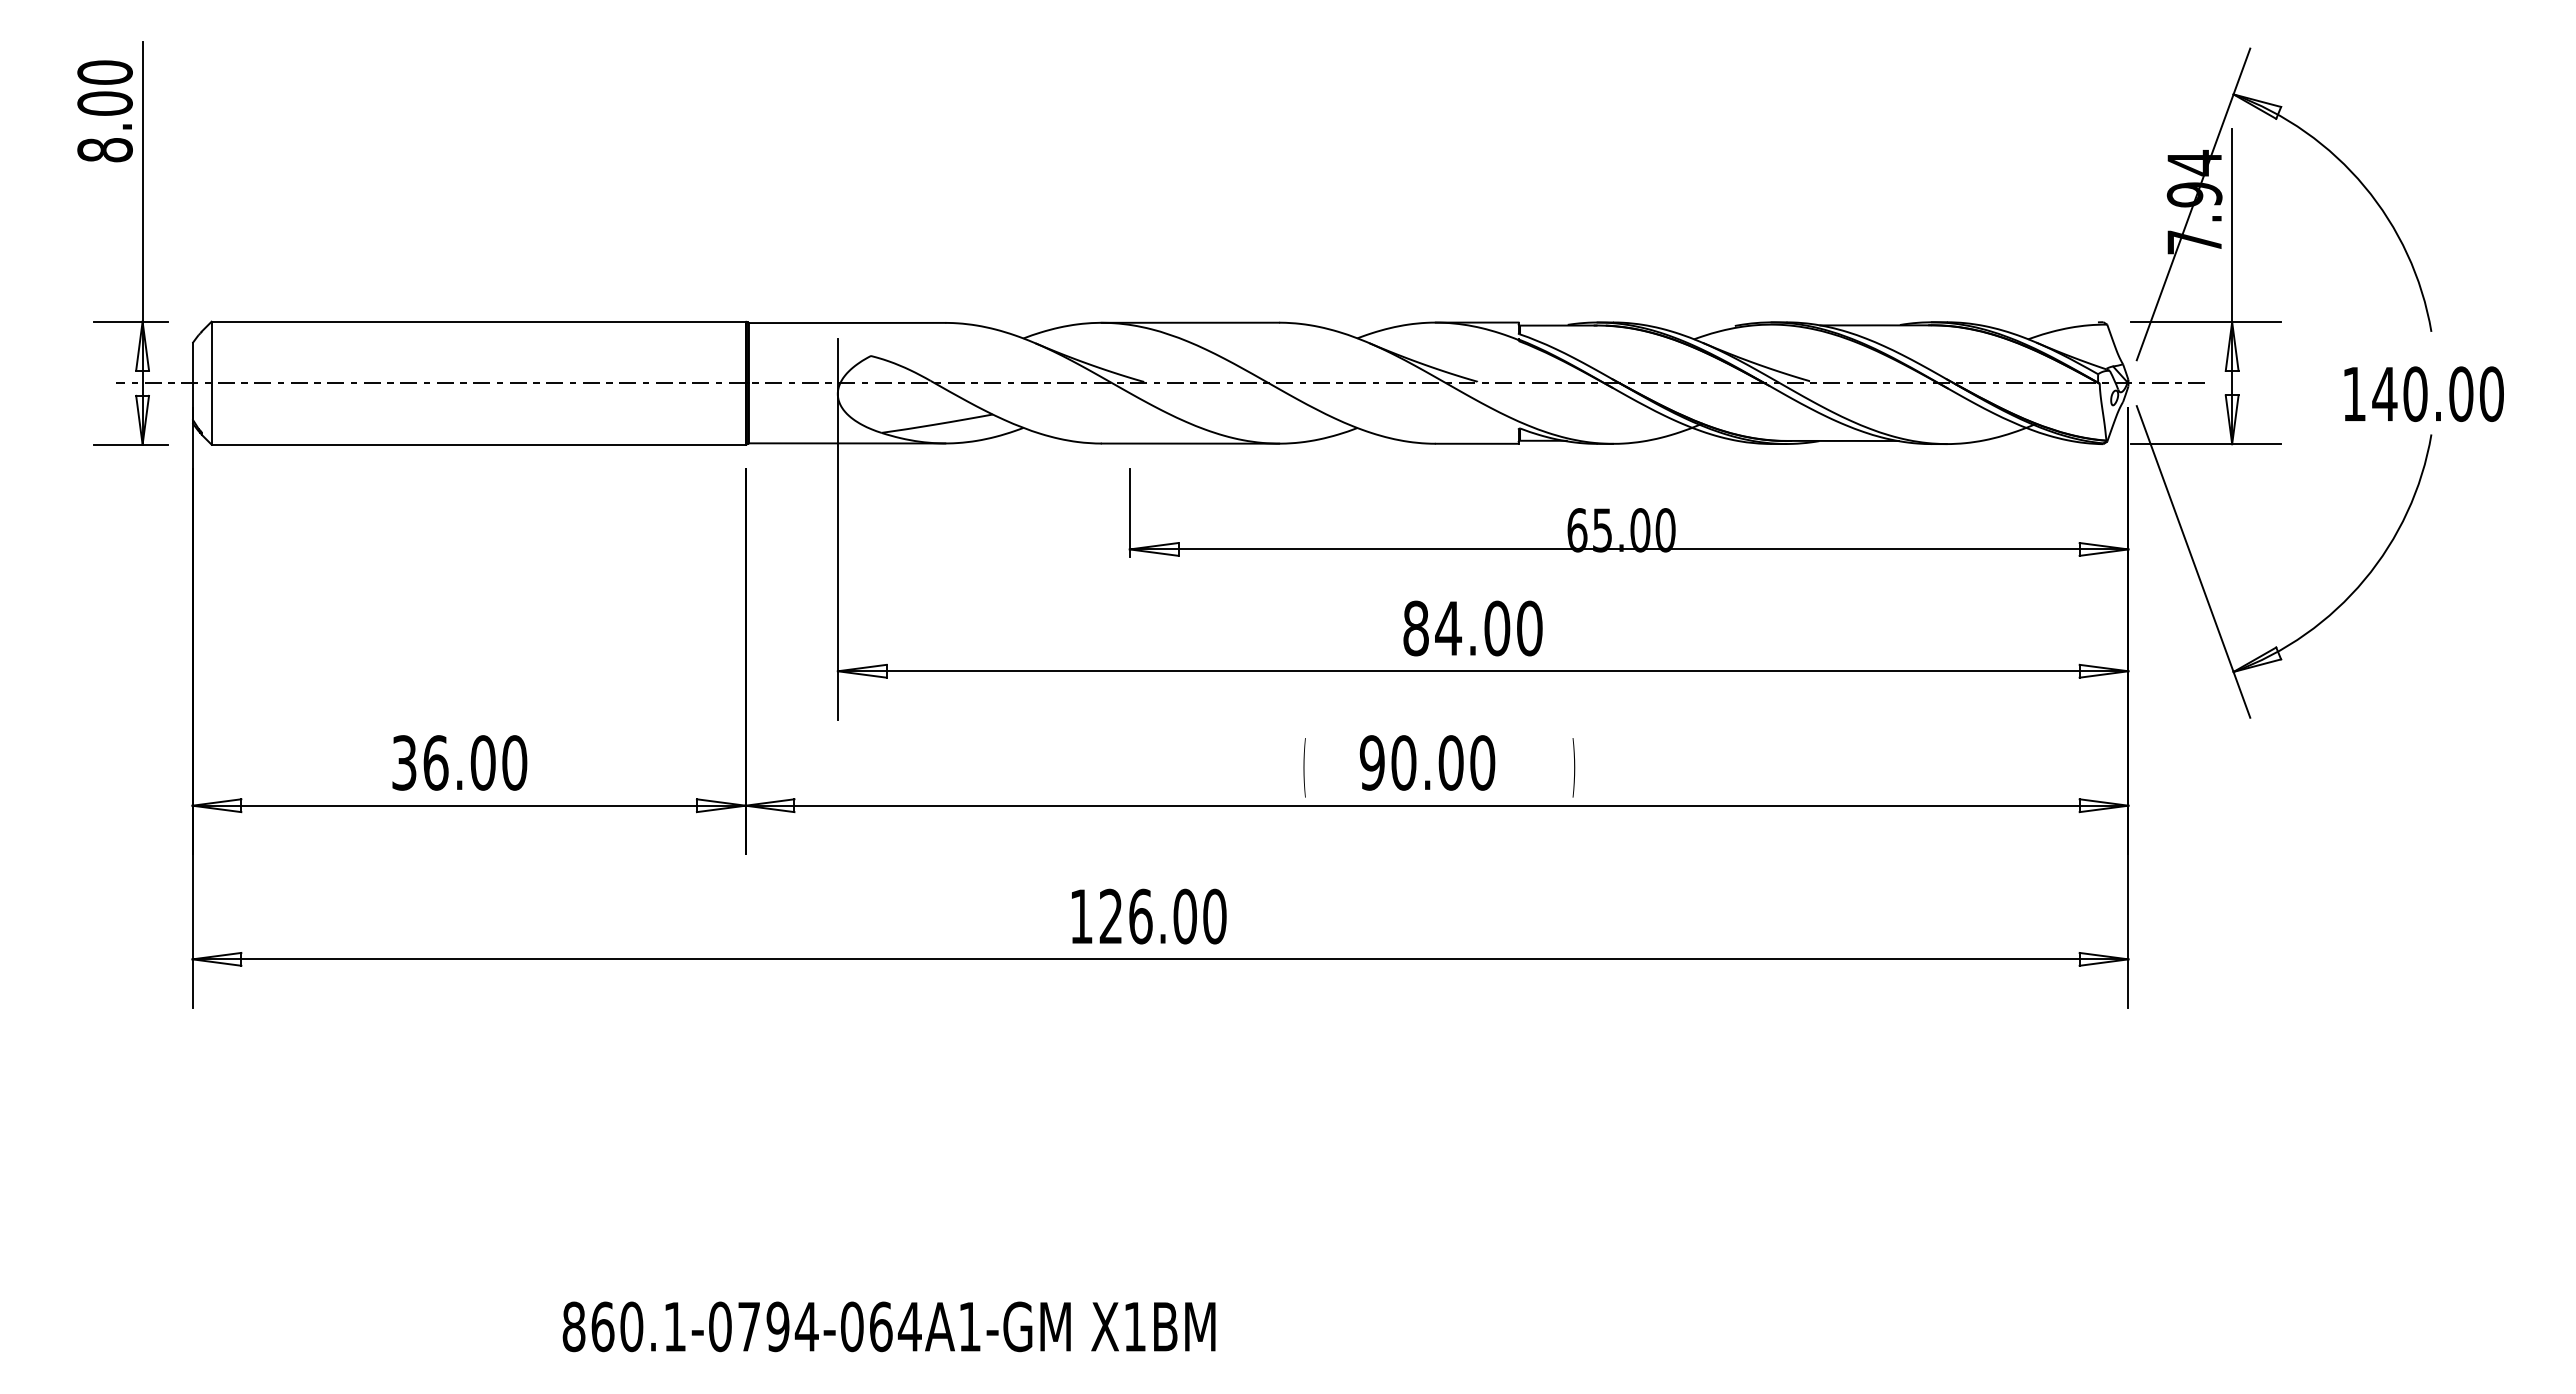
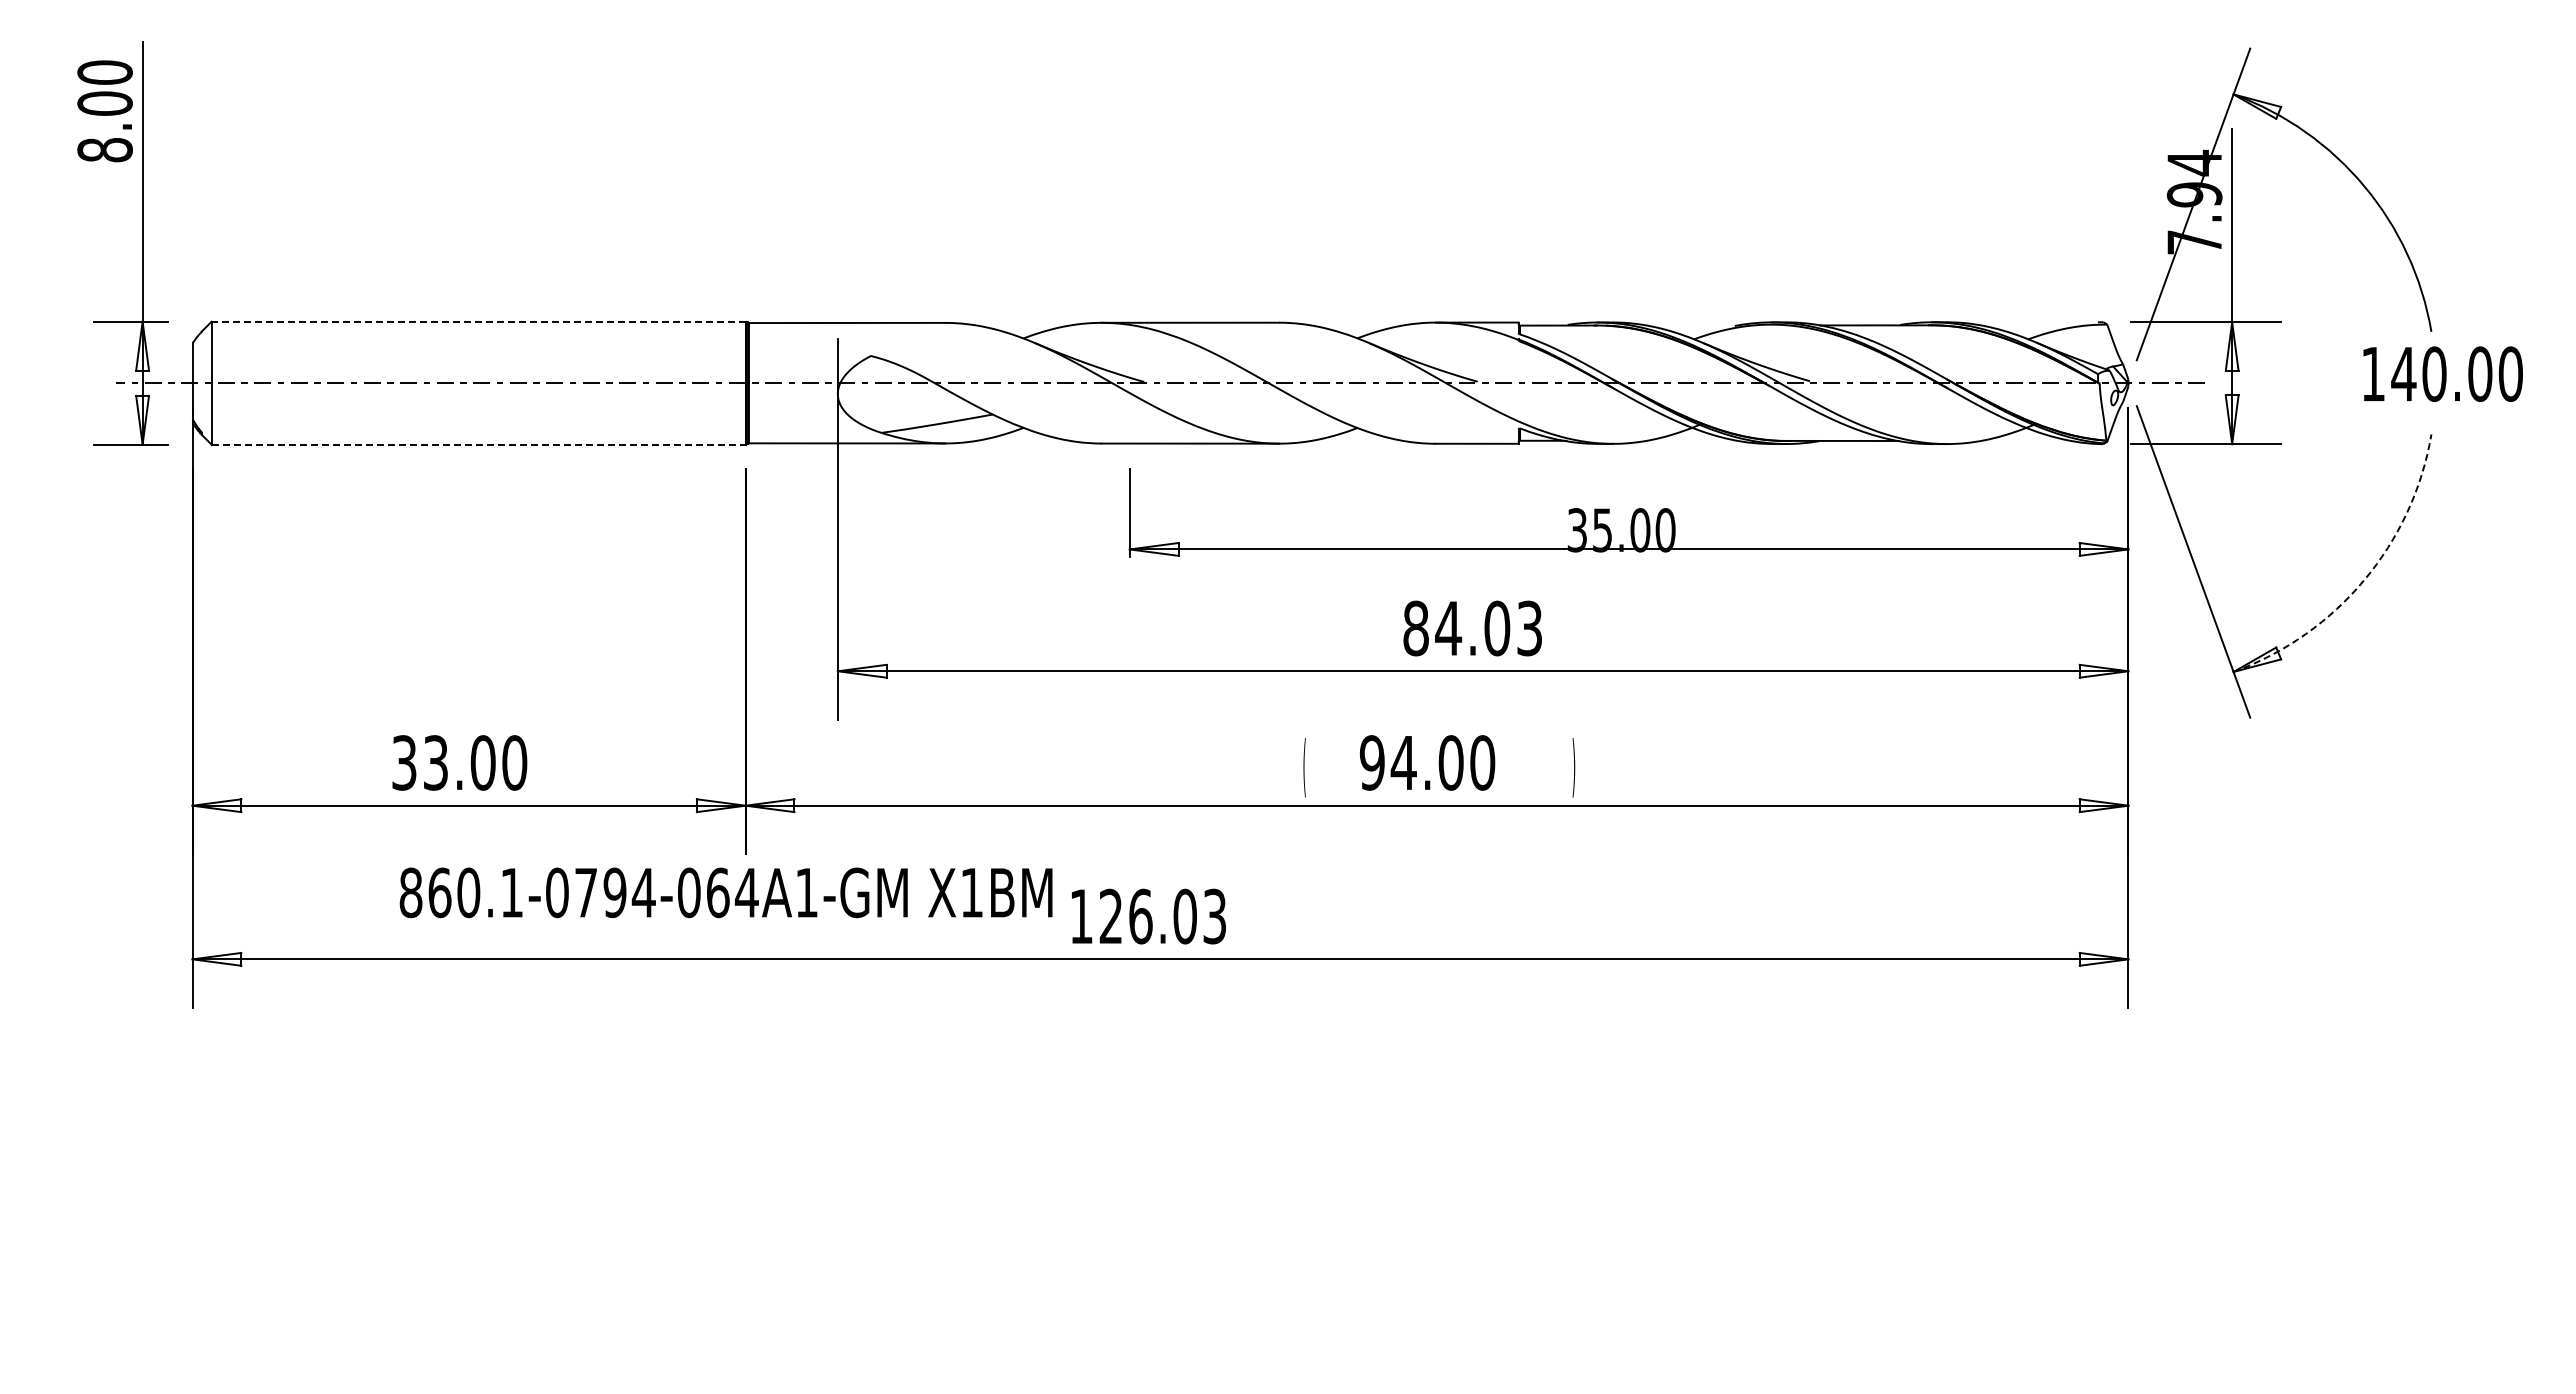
line: solid -> dashed (478, 321)
text position: (2423, 393) -> (2442, 373) (2442, 373)
line: solid -> dashed (479, 444)
text: 65.00 -> 35.00 (1577, 530)
arc: solid -> dashed (2364, 579)
text: 84.00 -> 84.03 (1529, 628)
text: 36.00 -> 33.00 (435, 762)
text: 90.00 -> 94.00 (1403, 762)
text: 126.00 -> 126.03 (1214, 916)
text position: (888, 1326) -> (725, 892) (725, 892)
